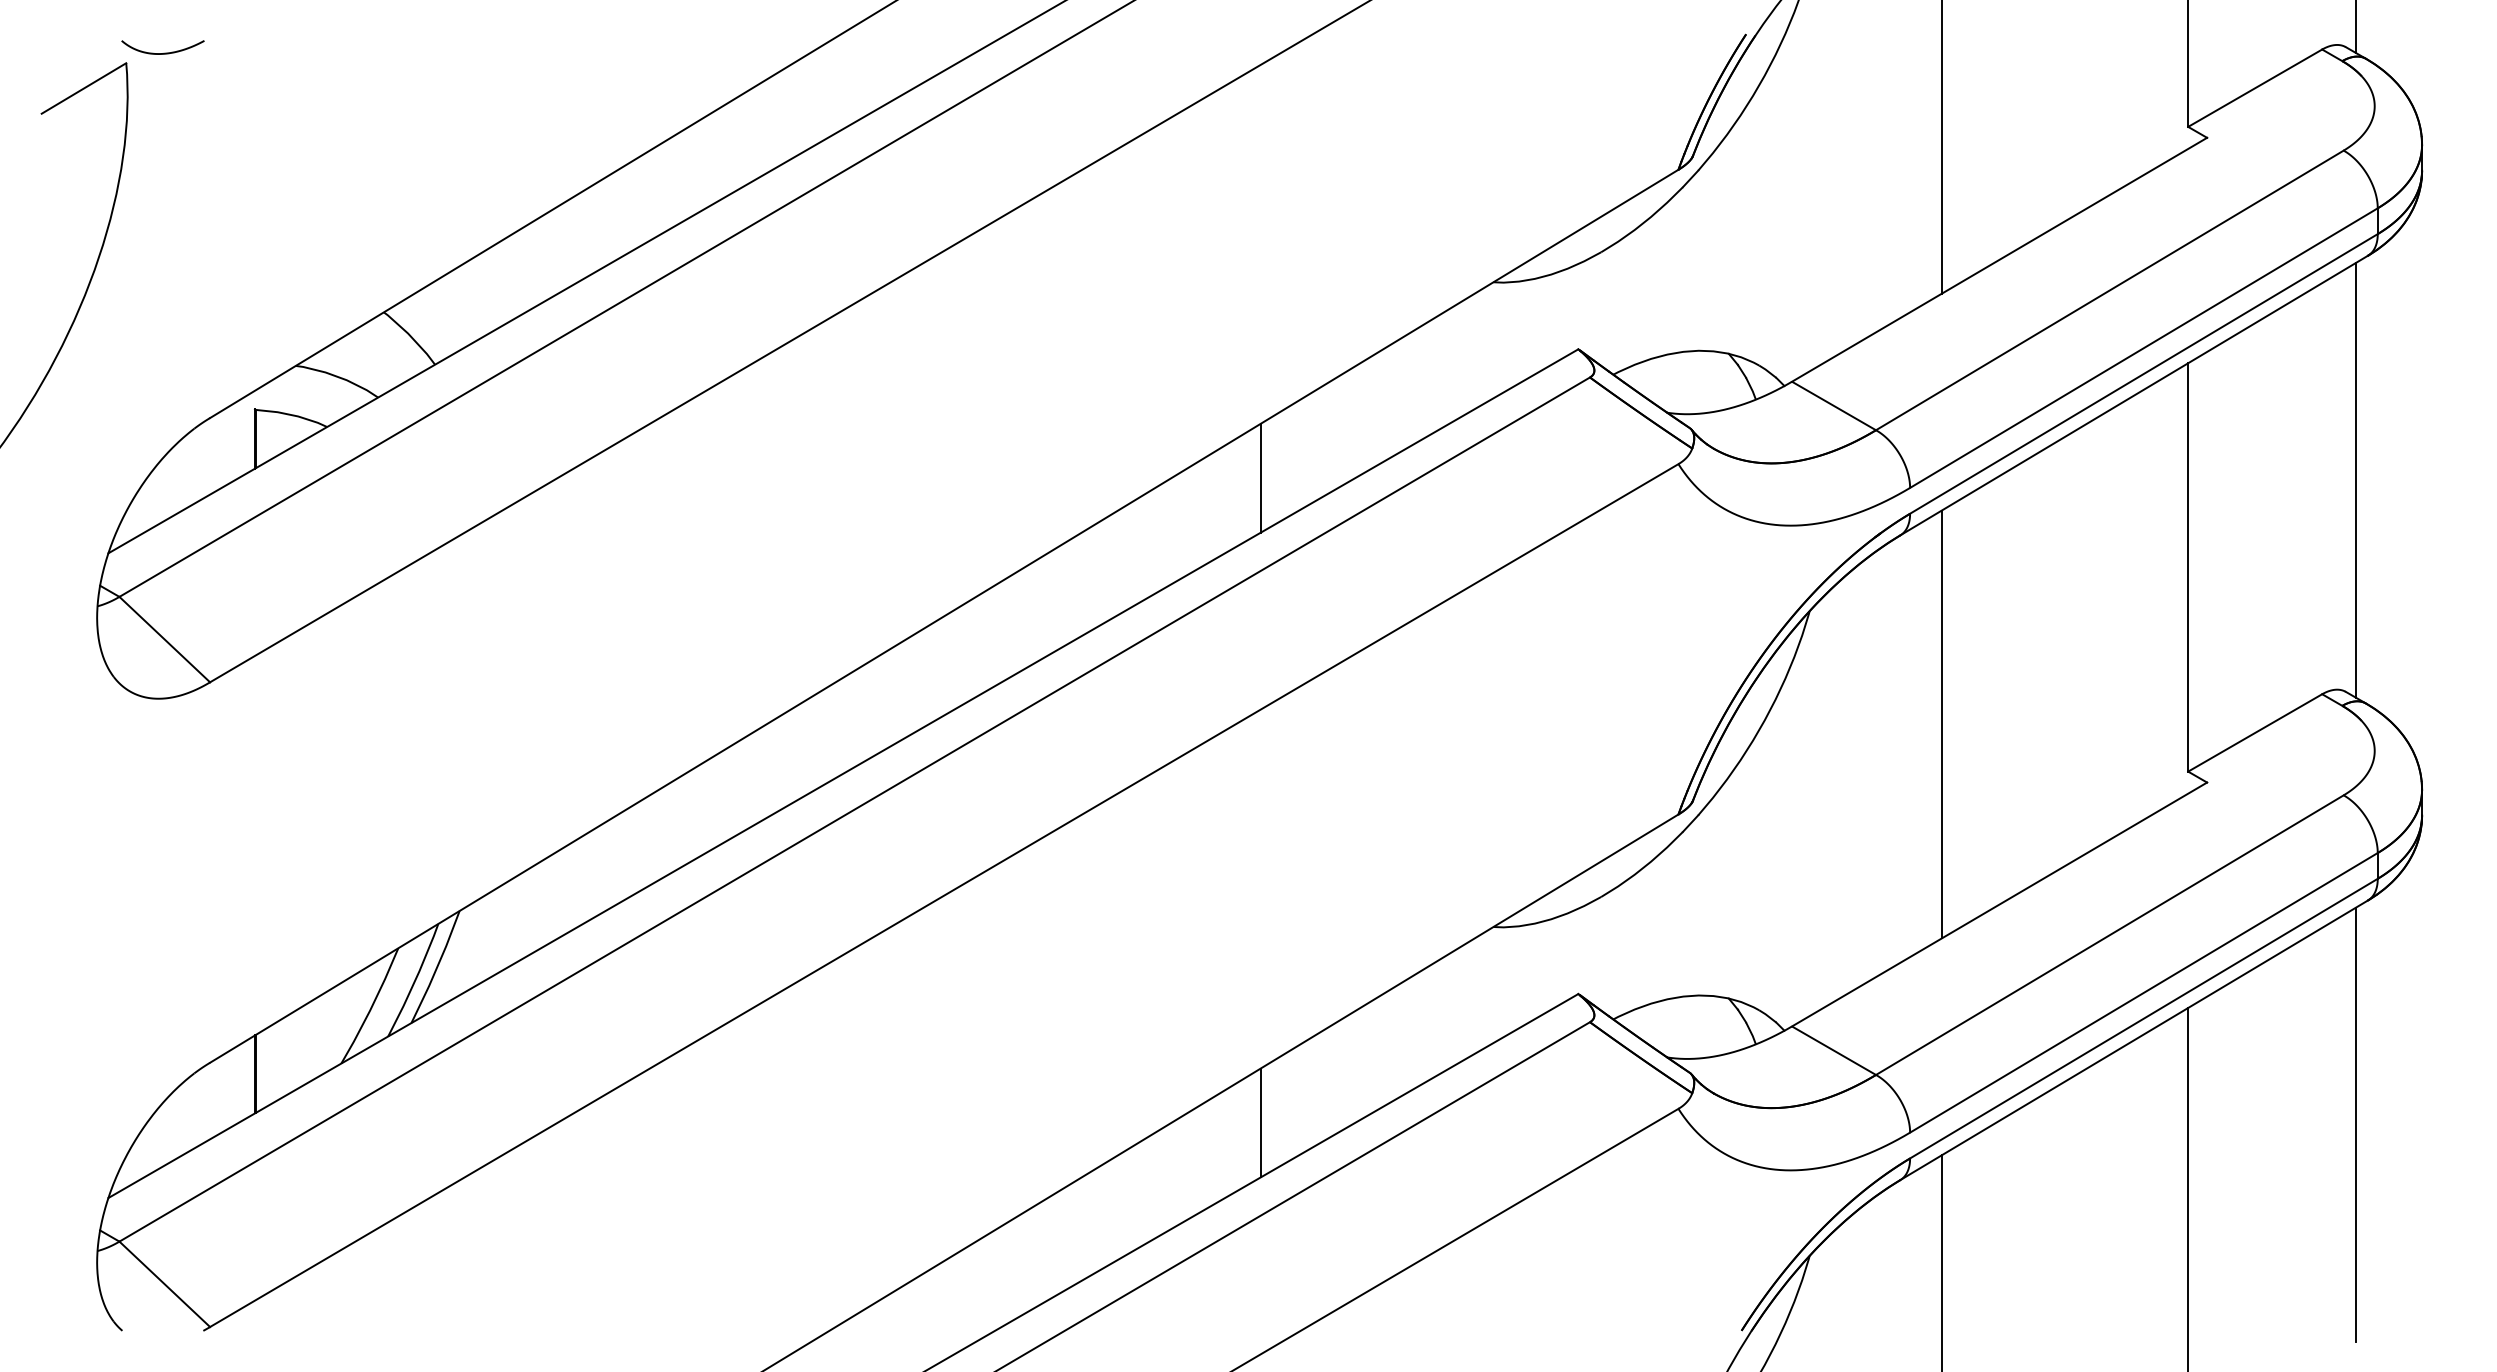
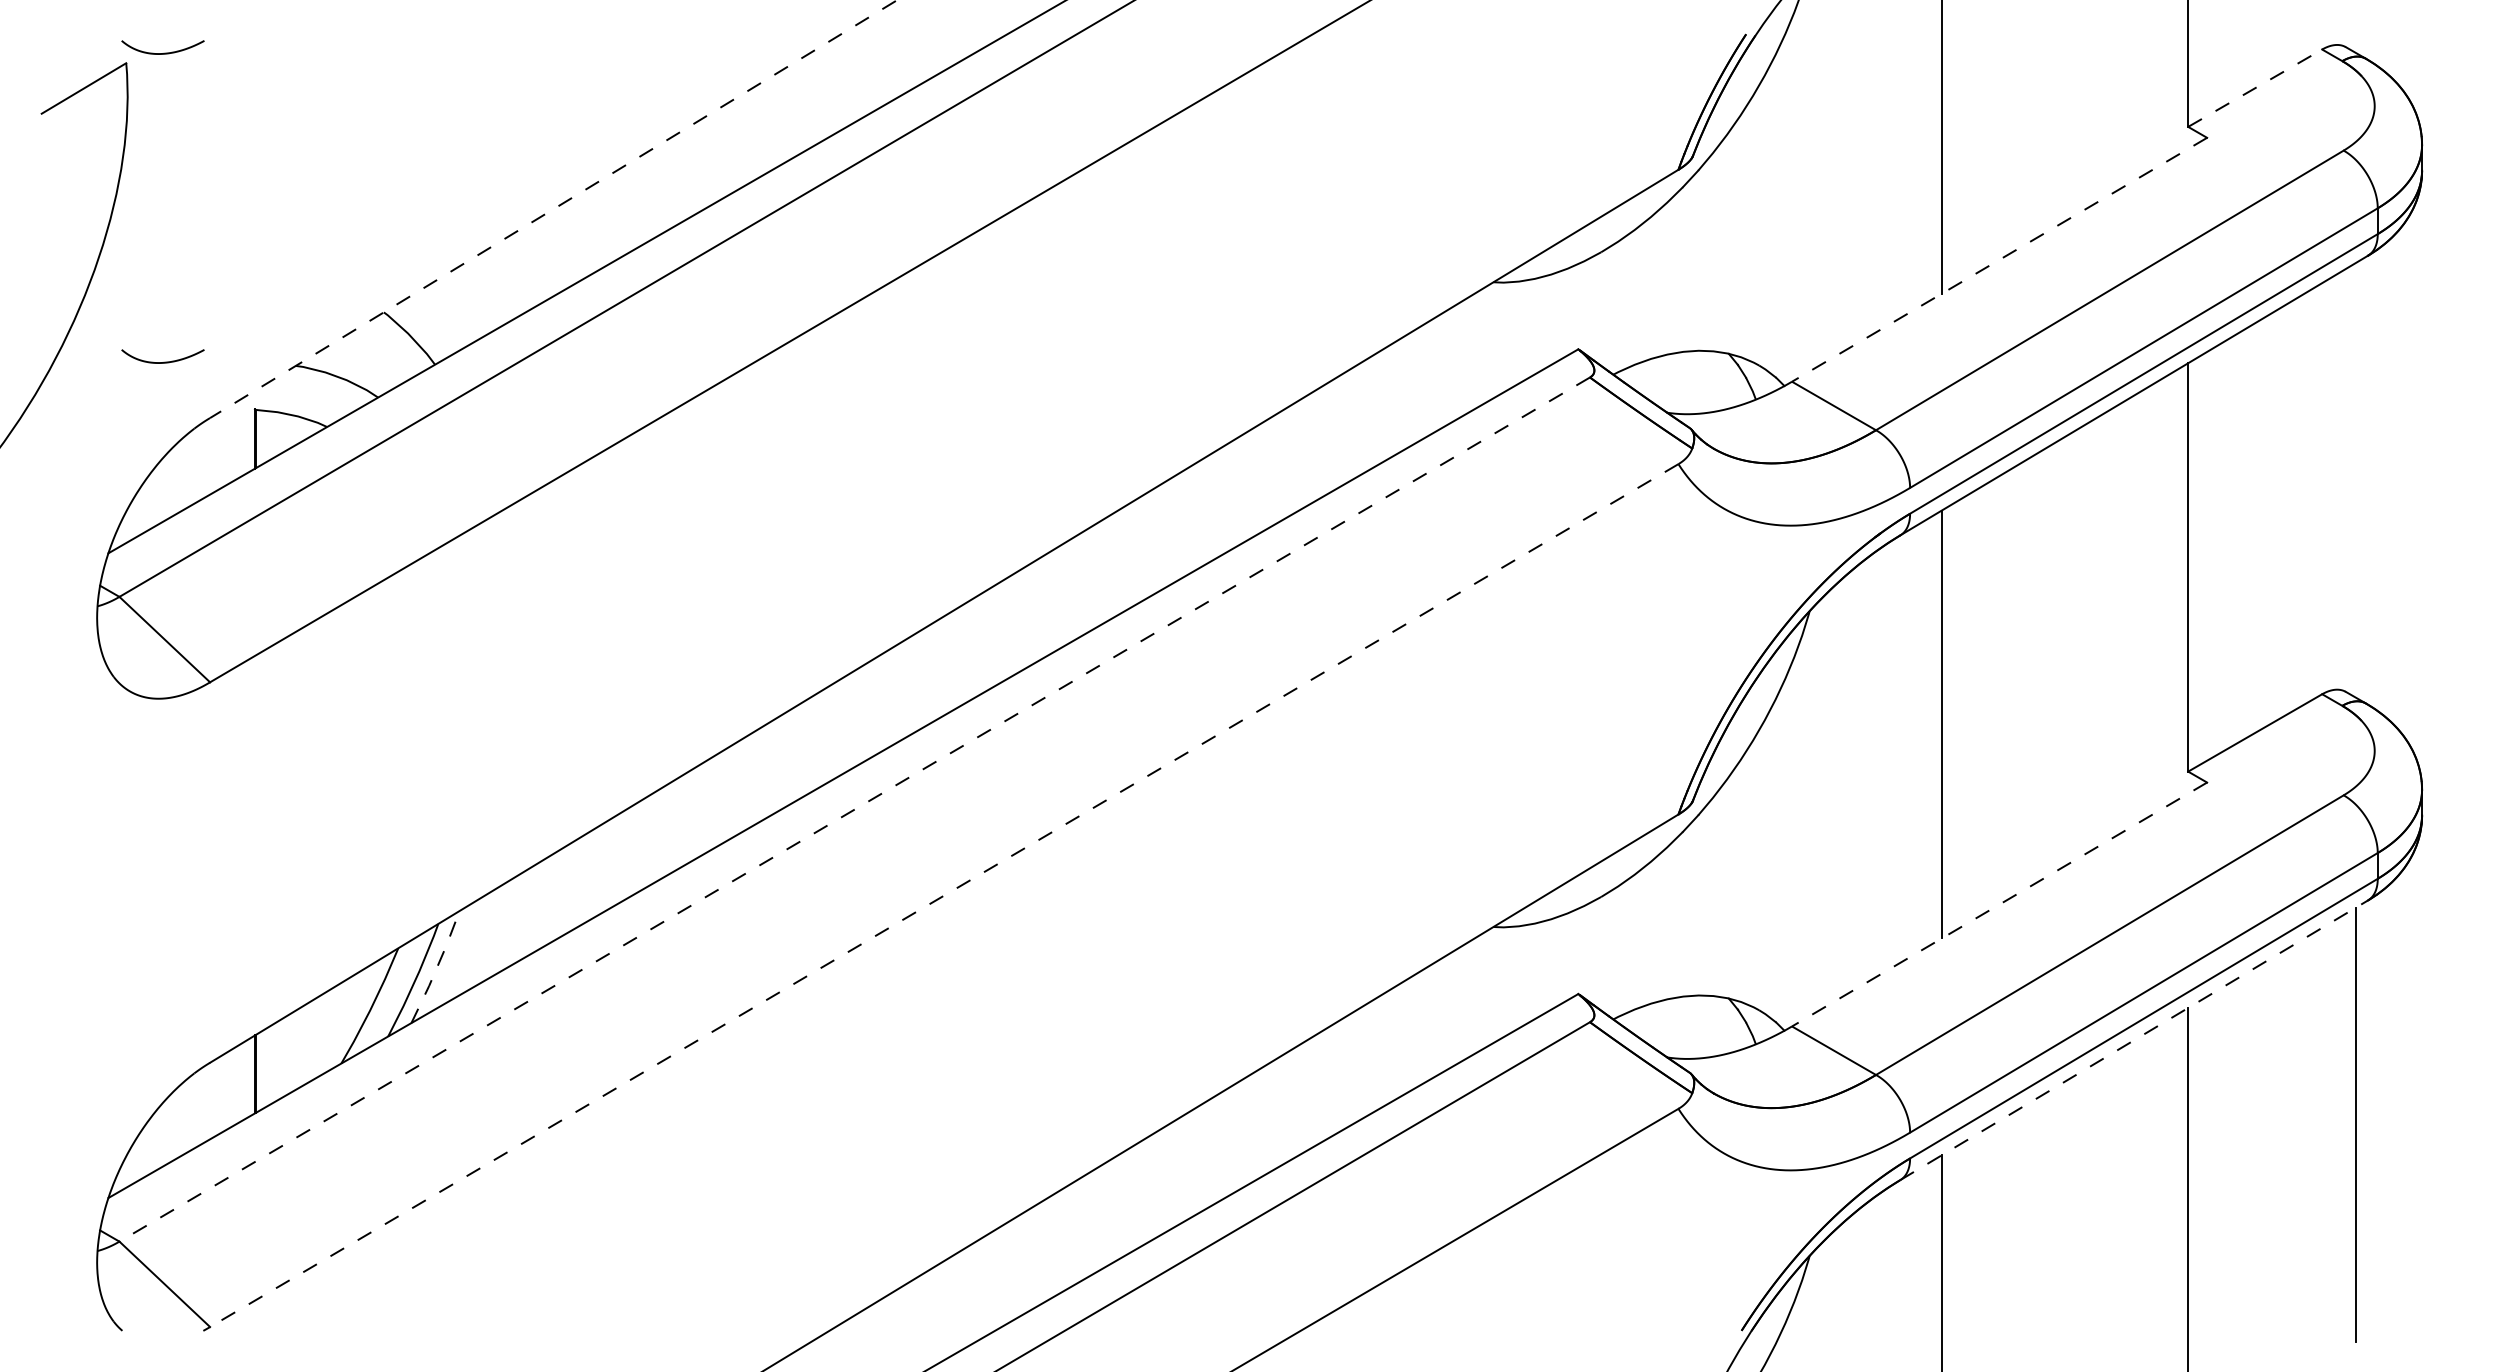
line: present -> none (2355, 27)
line: solid -> dashed (2255, 87)
line: solid -> dashed (553, 209)
line: solid -> dashed (1999, 259)
curve: none -> present (164, 361)
line: present -> none (1260, 477)
line: present -> none (2355, 480)
line: solid -> dashed (854, 809)
line: solid -> dashed (944, 895)
line: solid -> dashed (1999, 904)
line: solid -> dashed (436, 967)
line: solid -> dashed (2134, 1040)
line: present -> none (1260, 1122)
